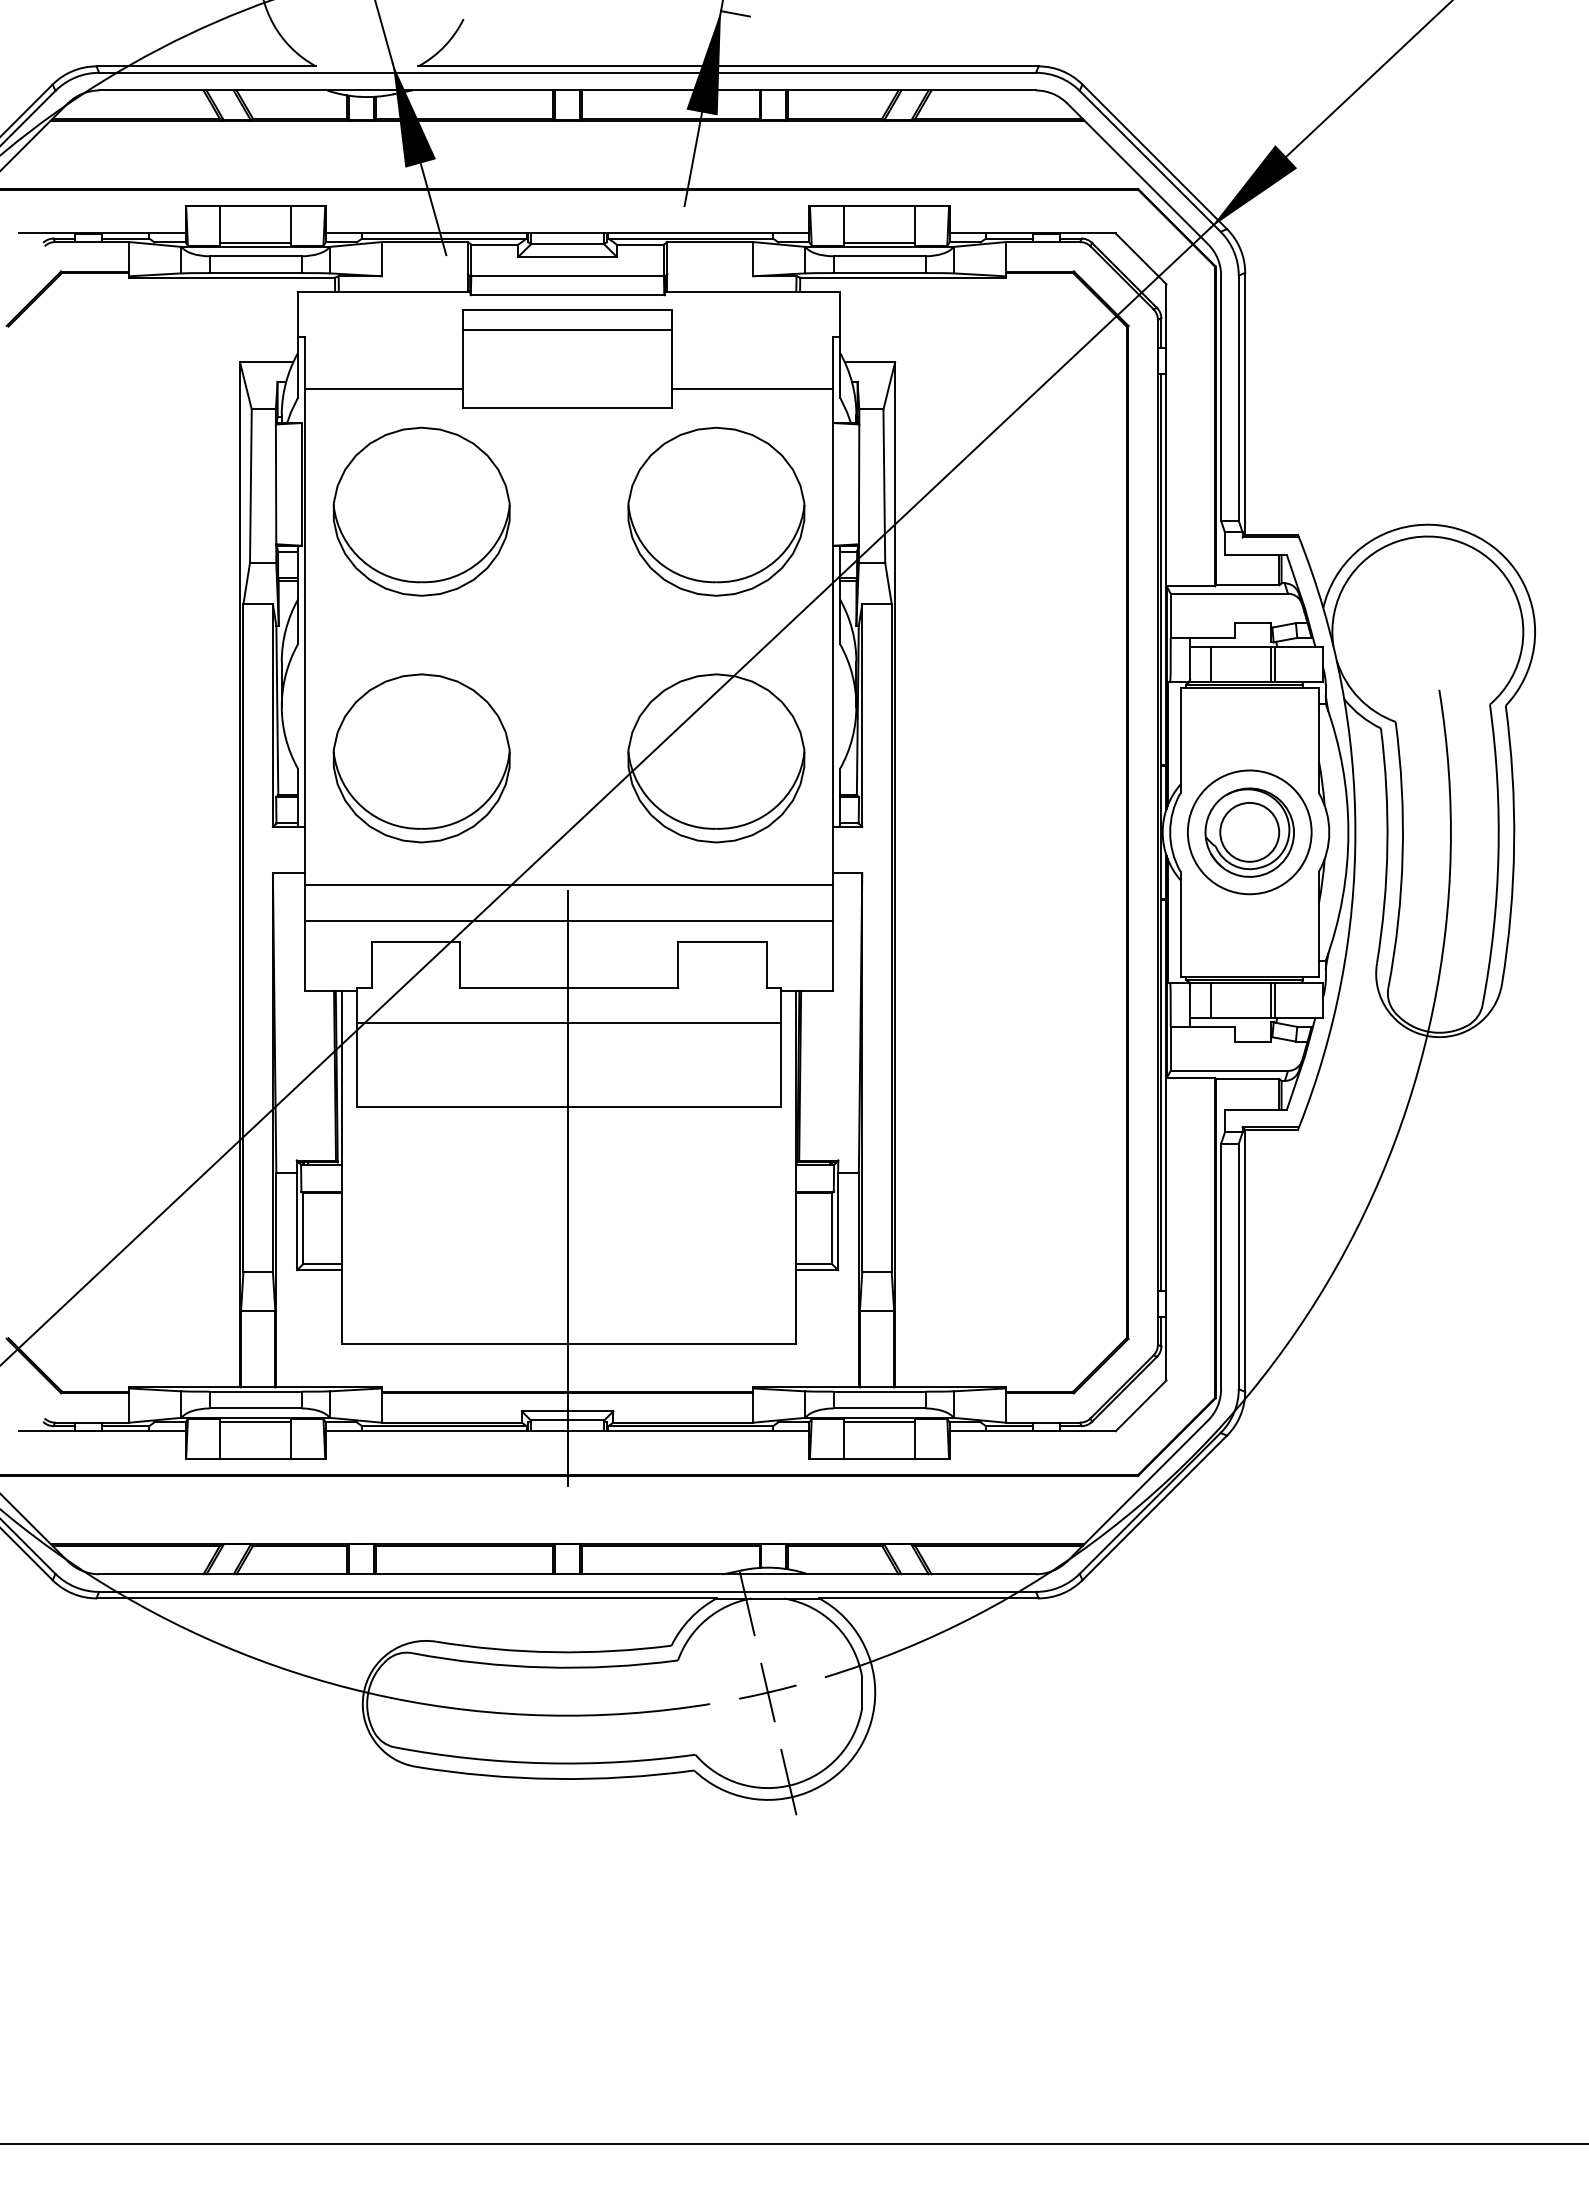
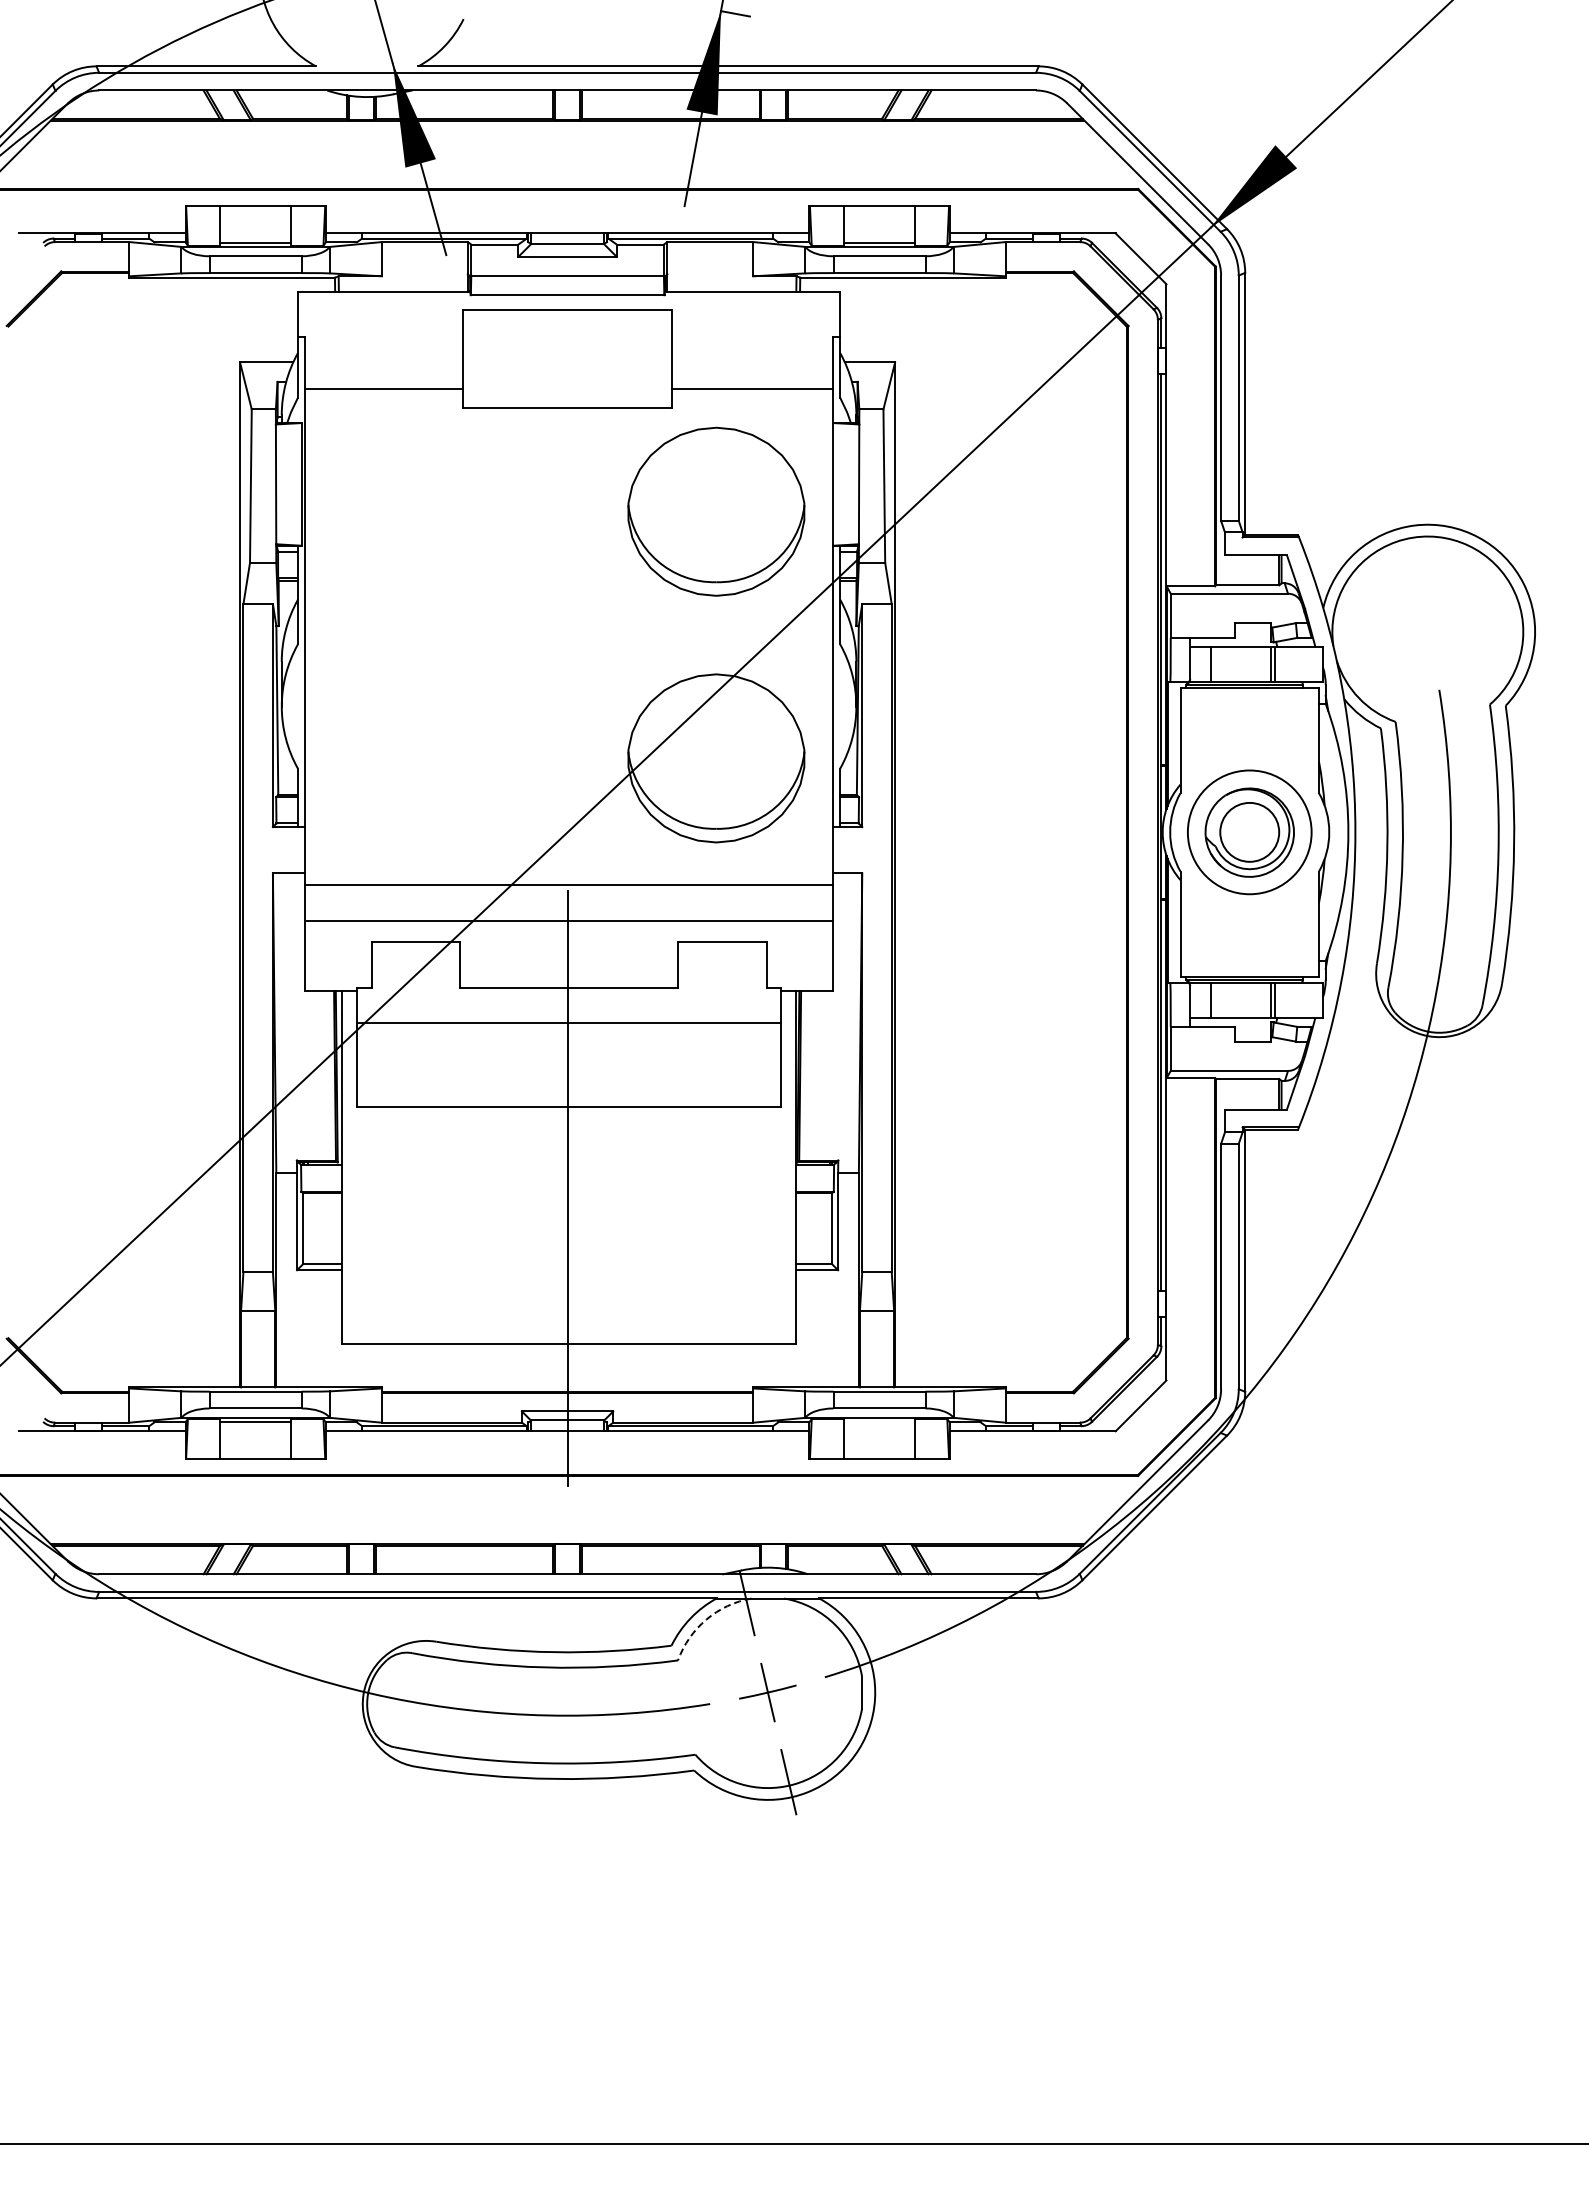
line: present -> none (567, 329)
part: present -> none (421, 511)
part: present -> none (421, 758)
line: present -> none (879, 1421)
arc: solid -> dashed (706, 1619)
